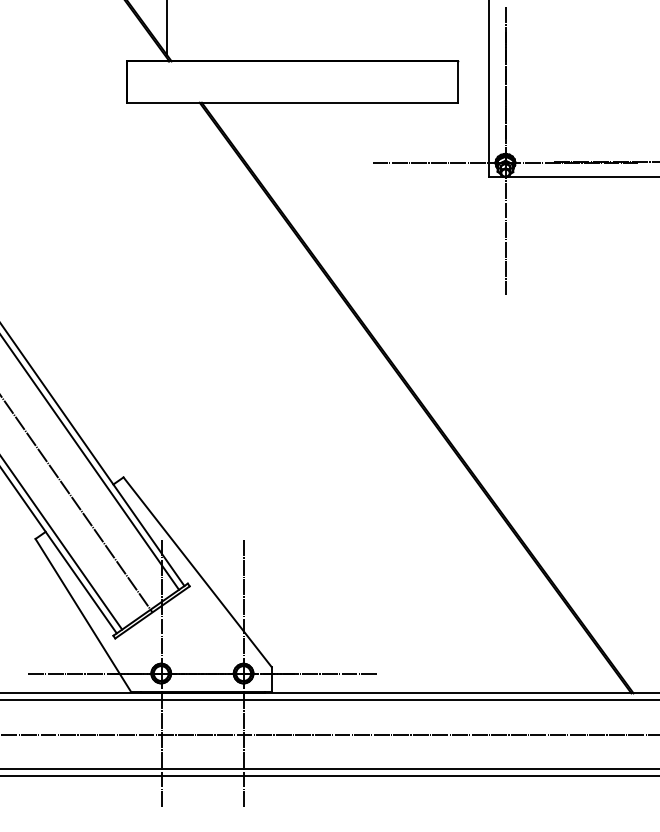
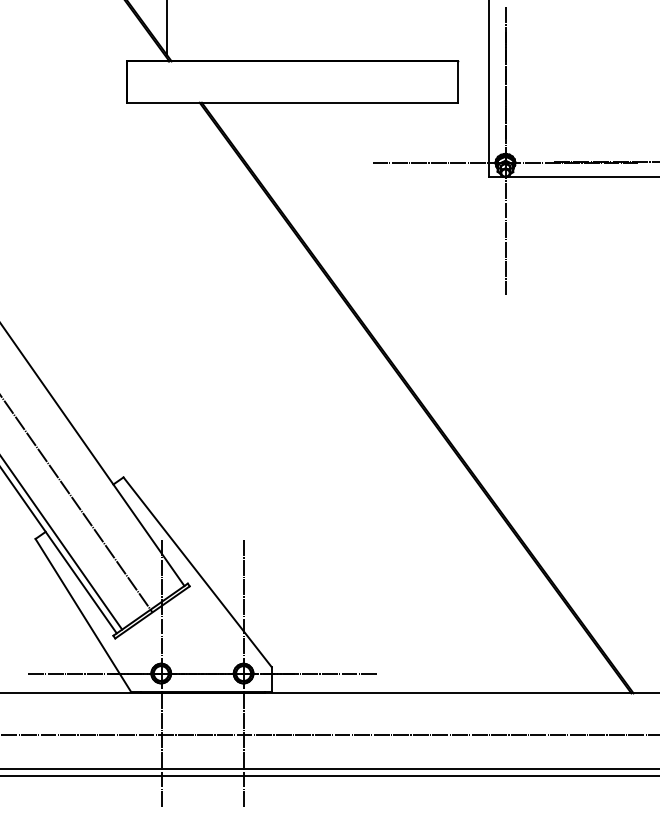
line: present -> none (90, 463)
line: present -> none (329, 700)
